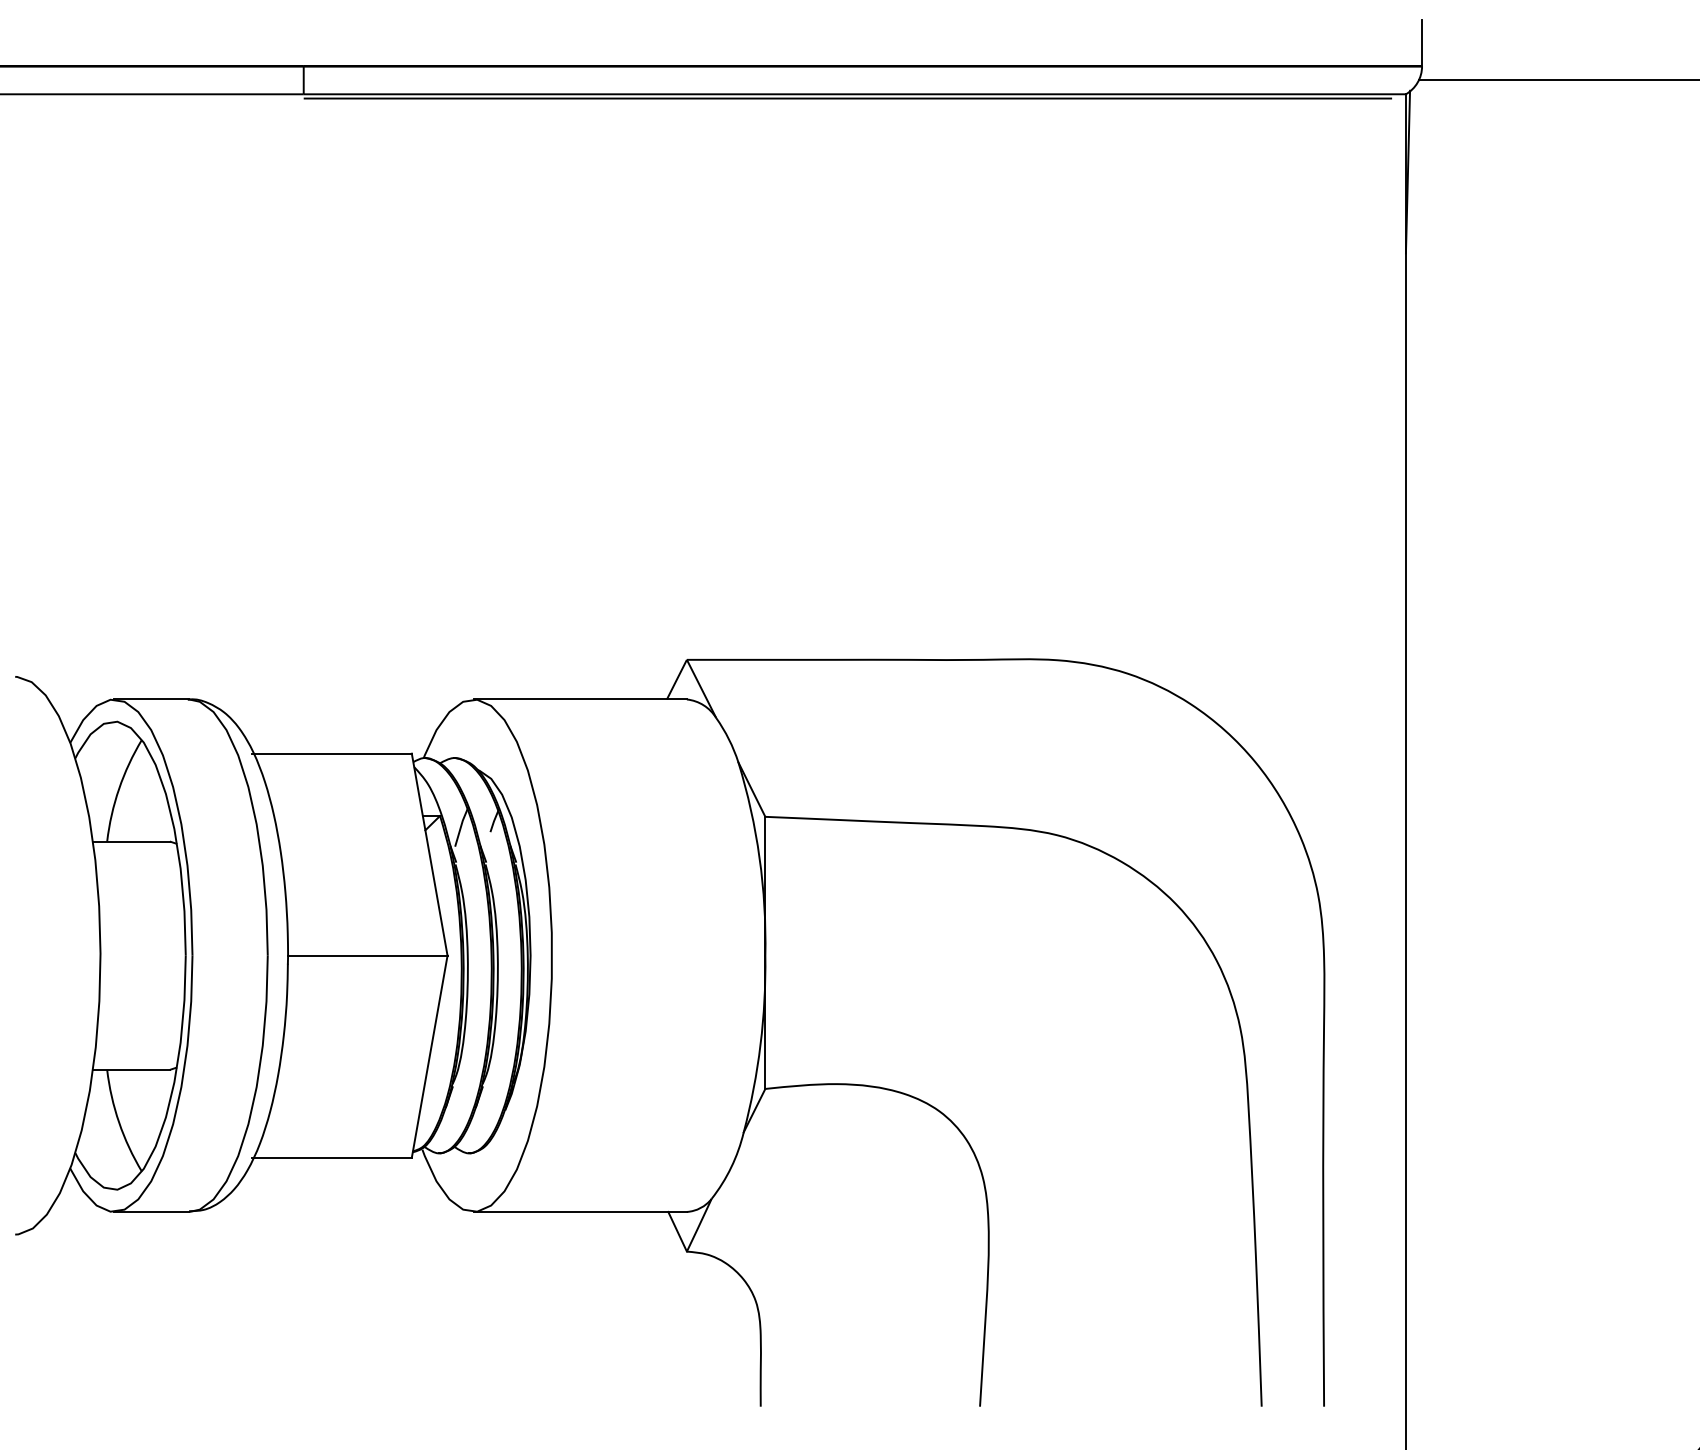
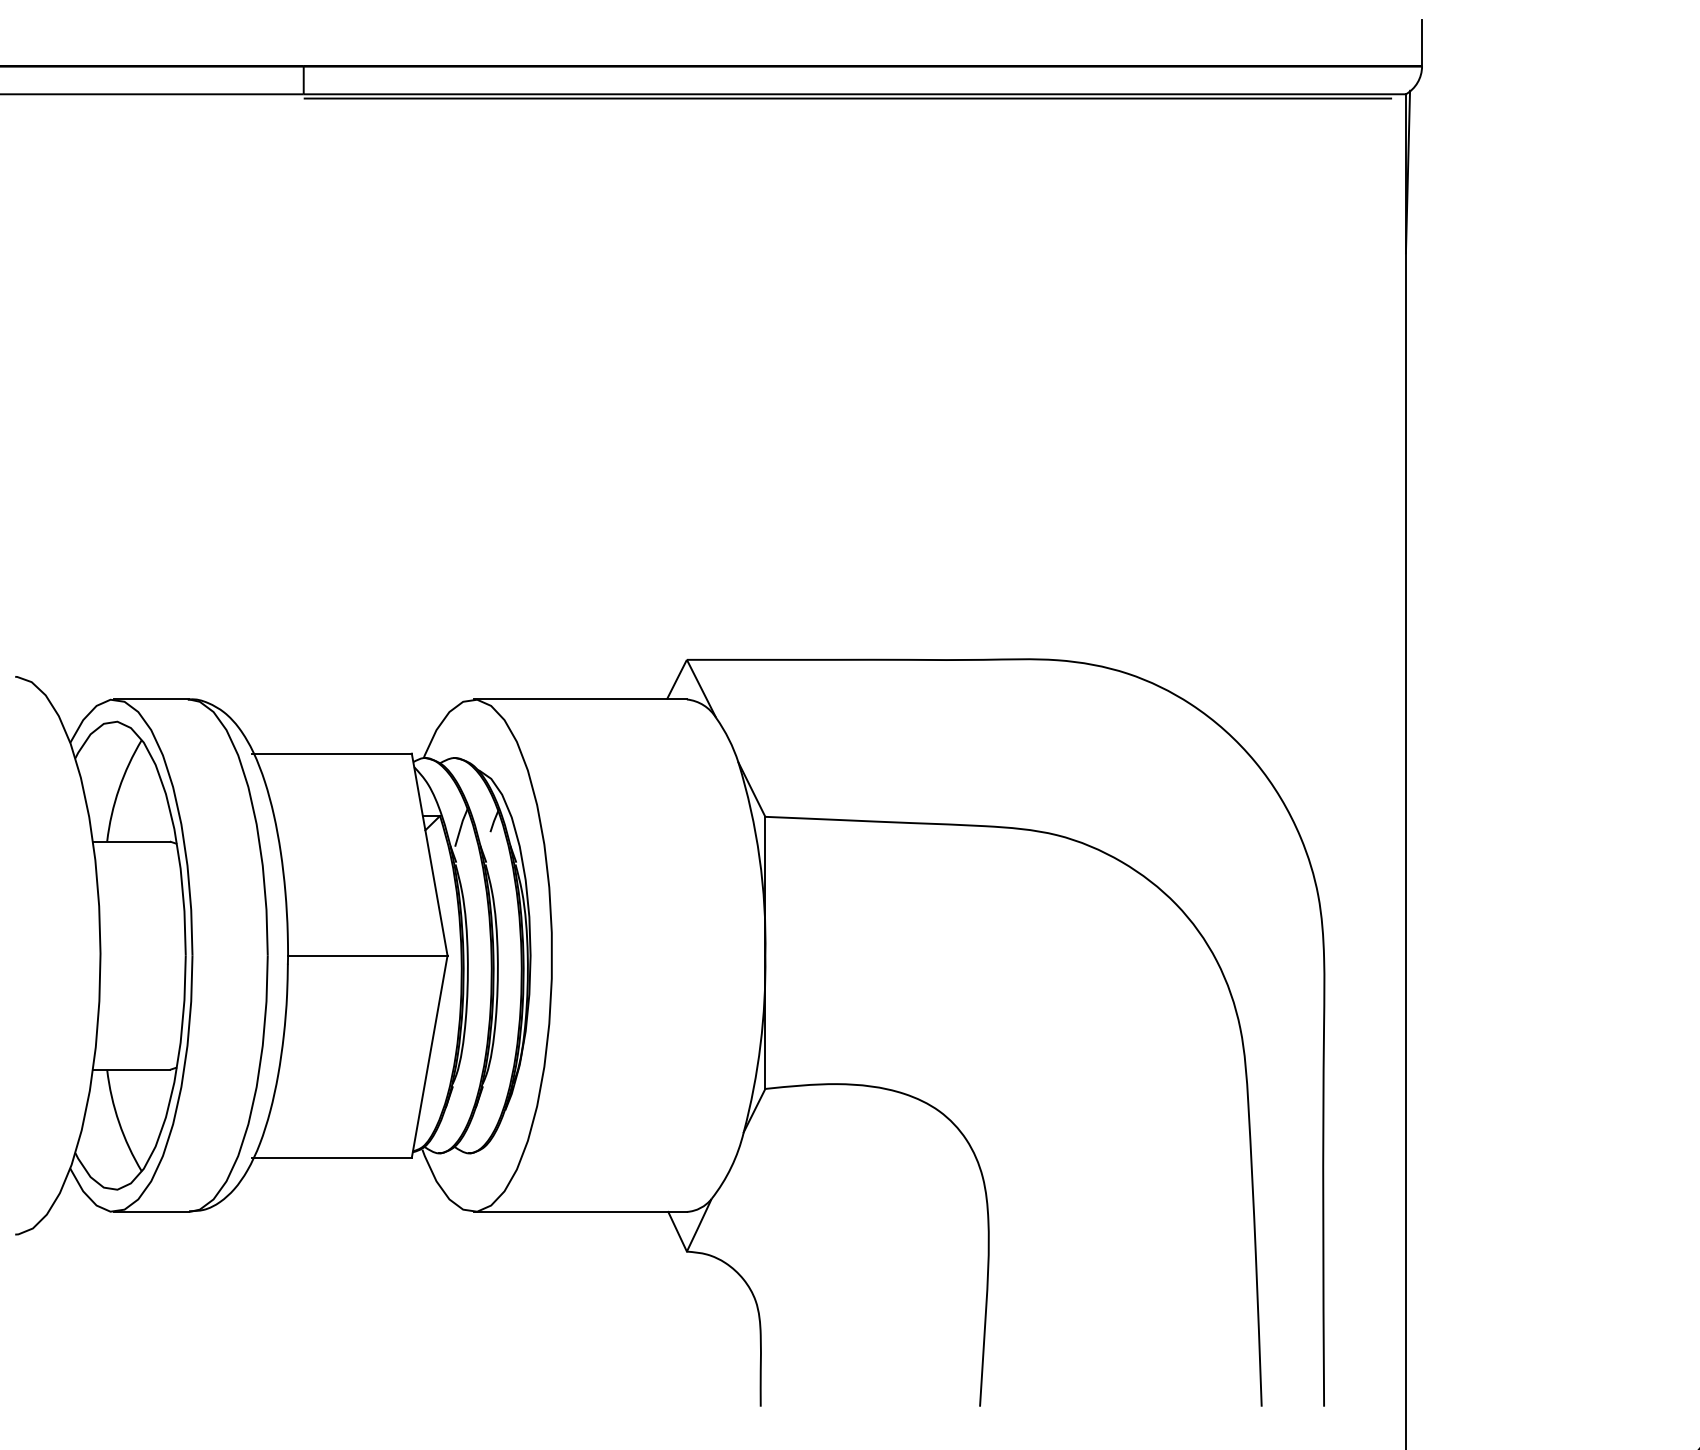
line: present -> none (1557, 80)
